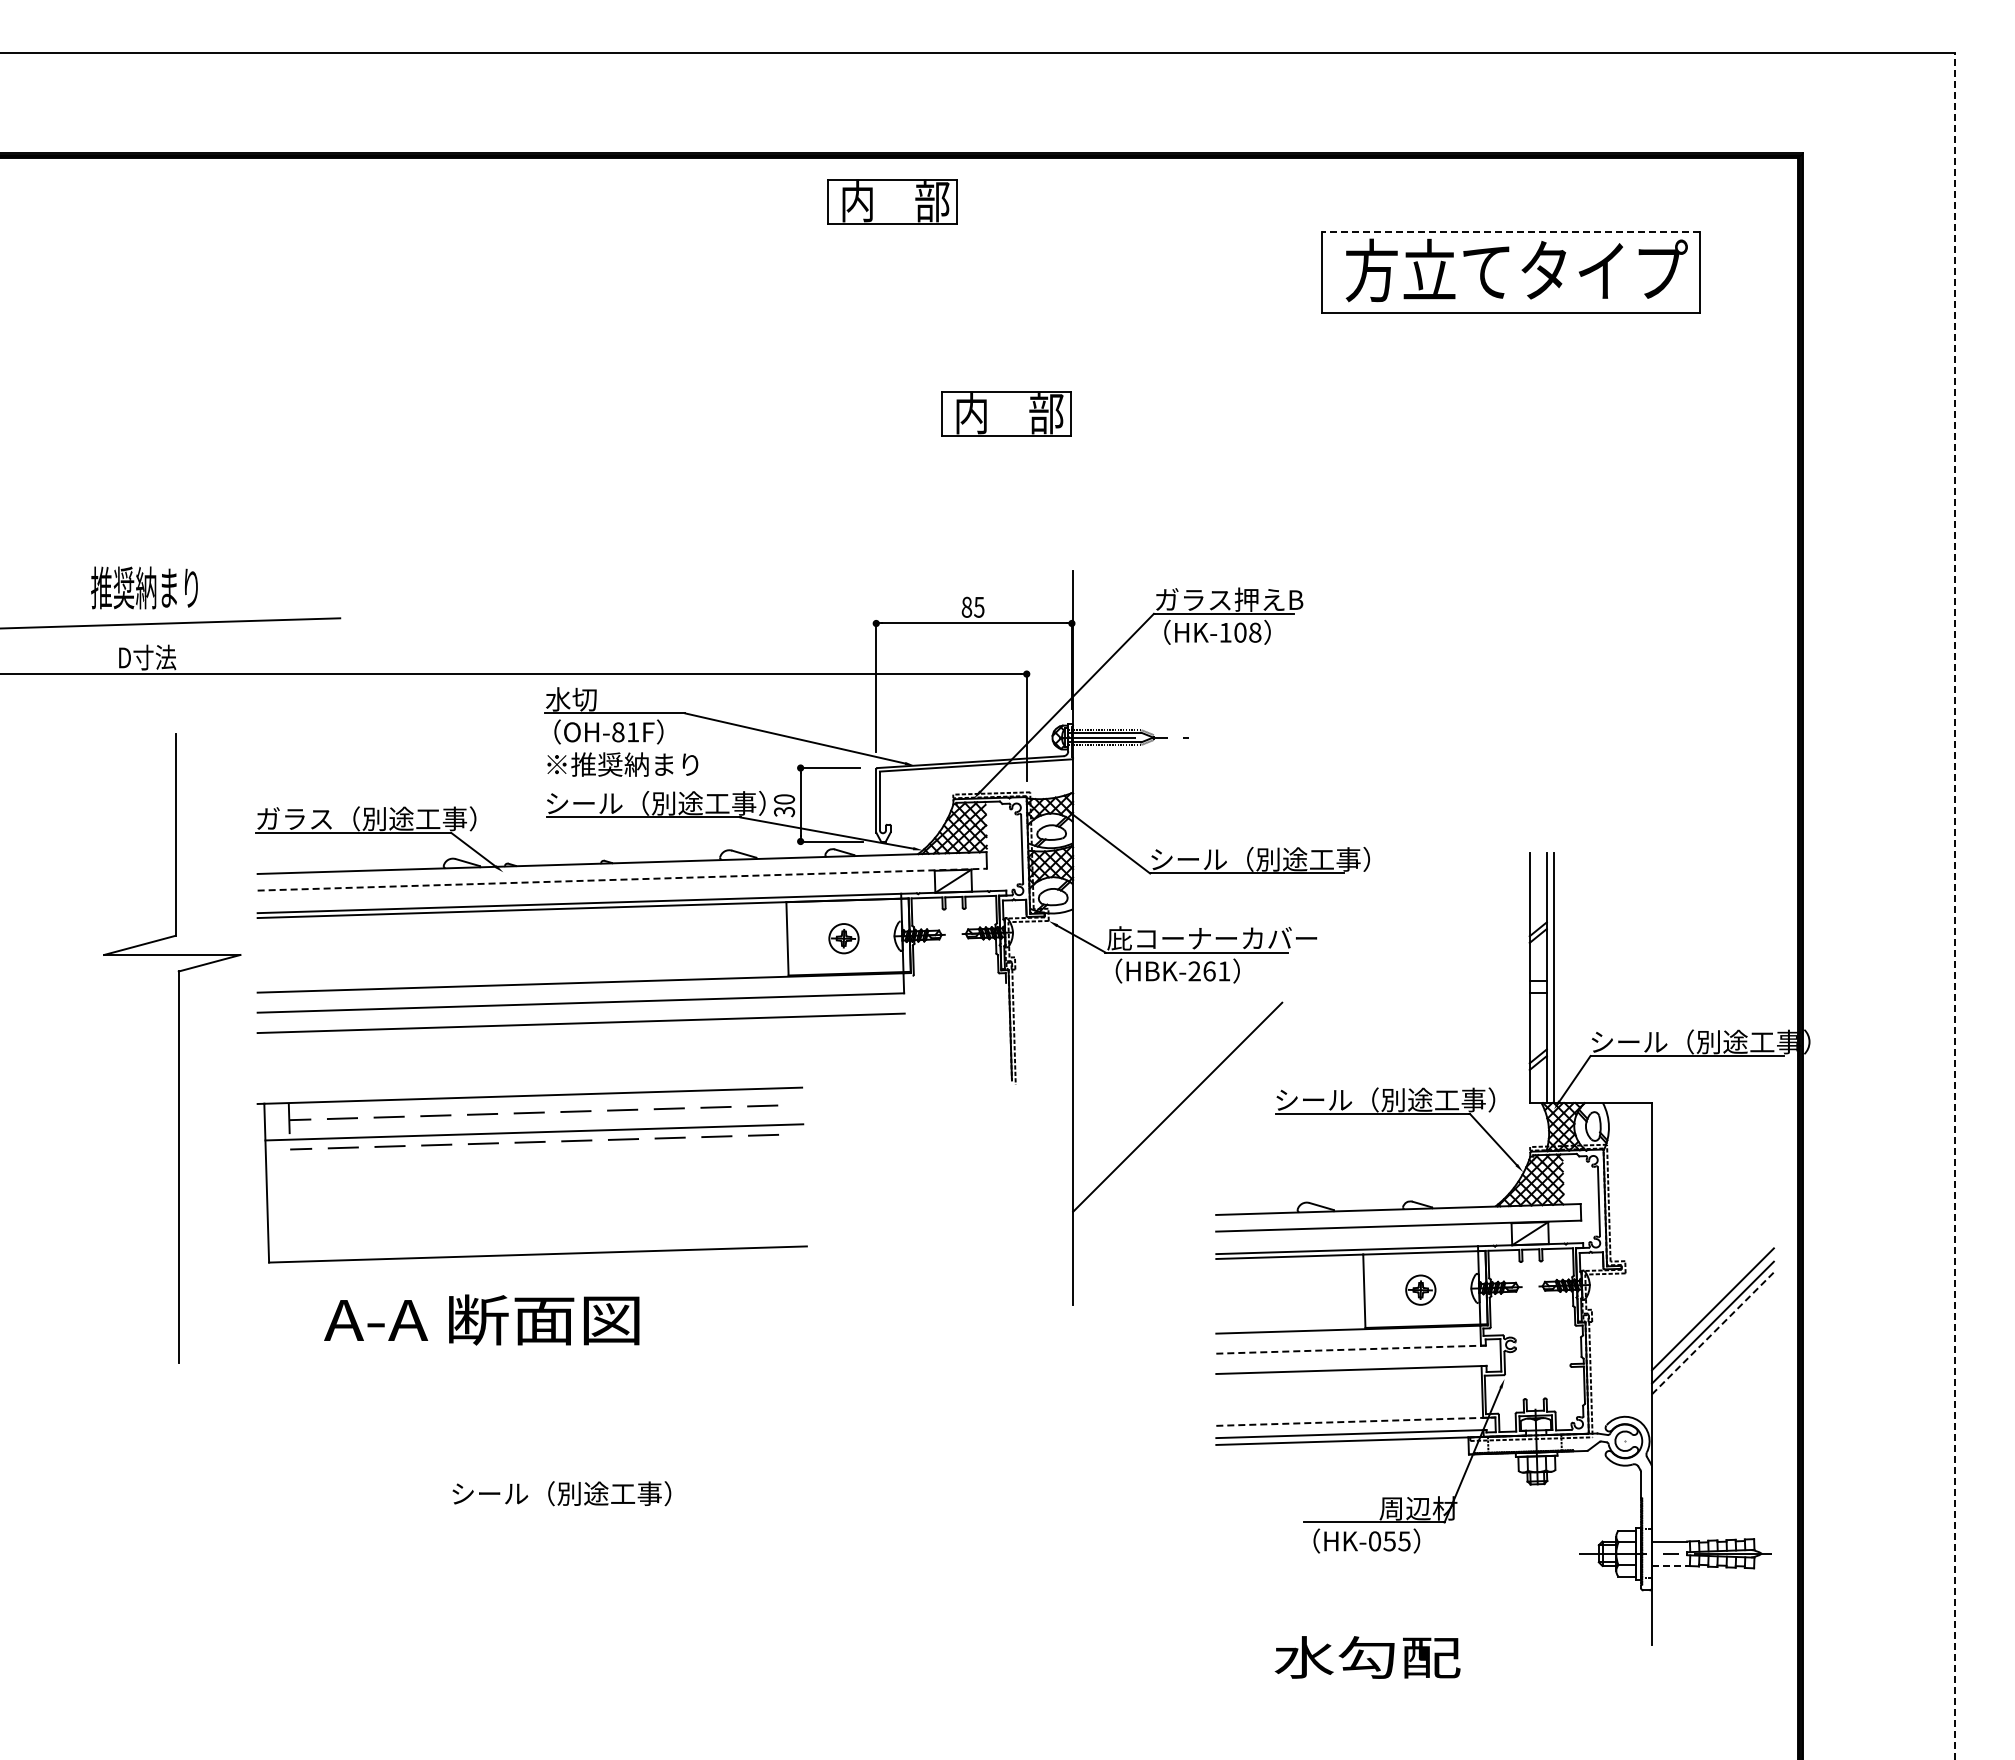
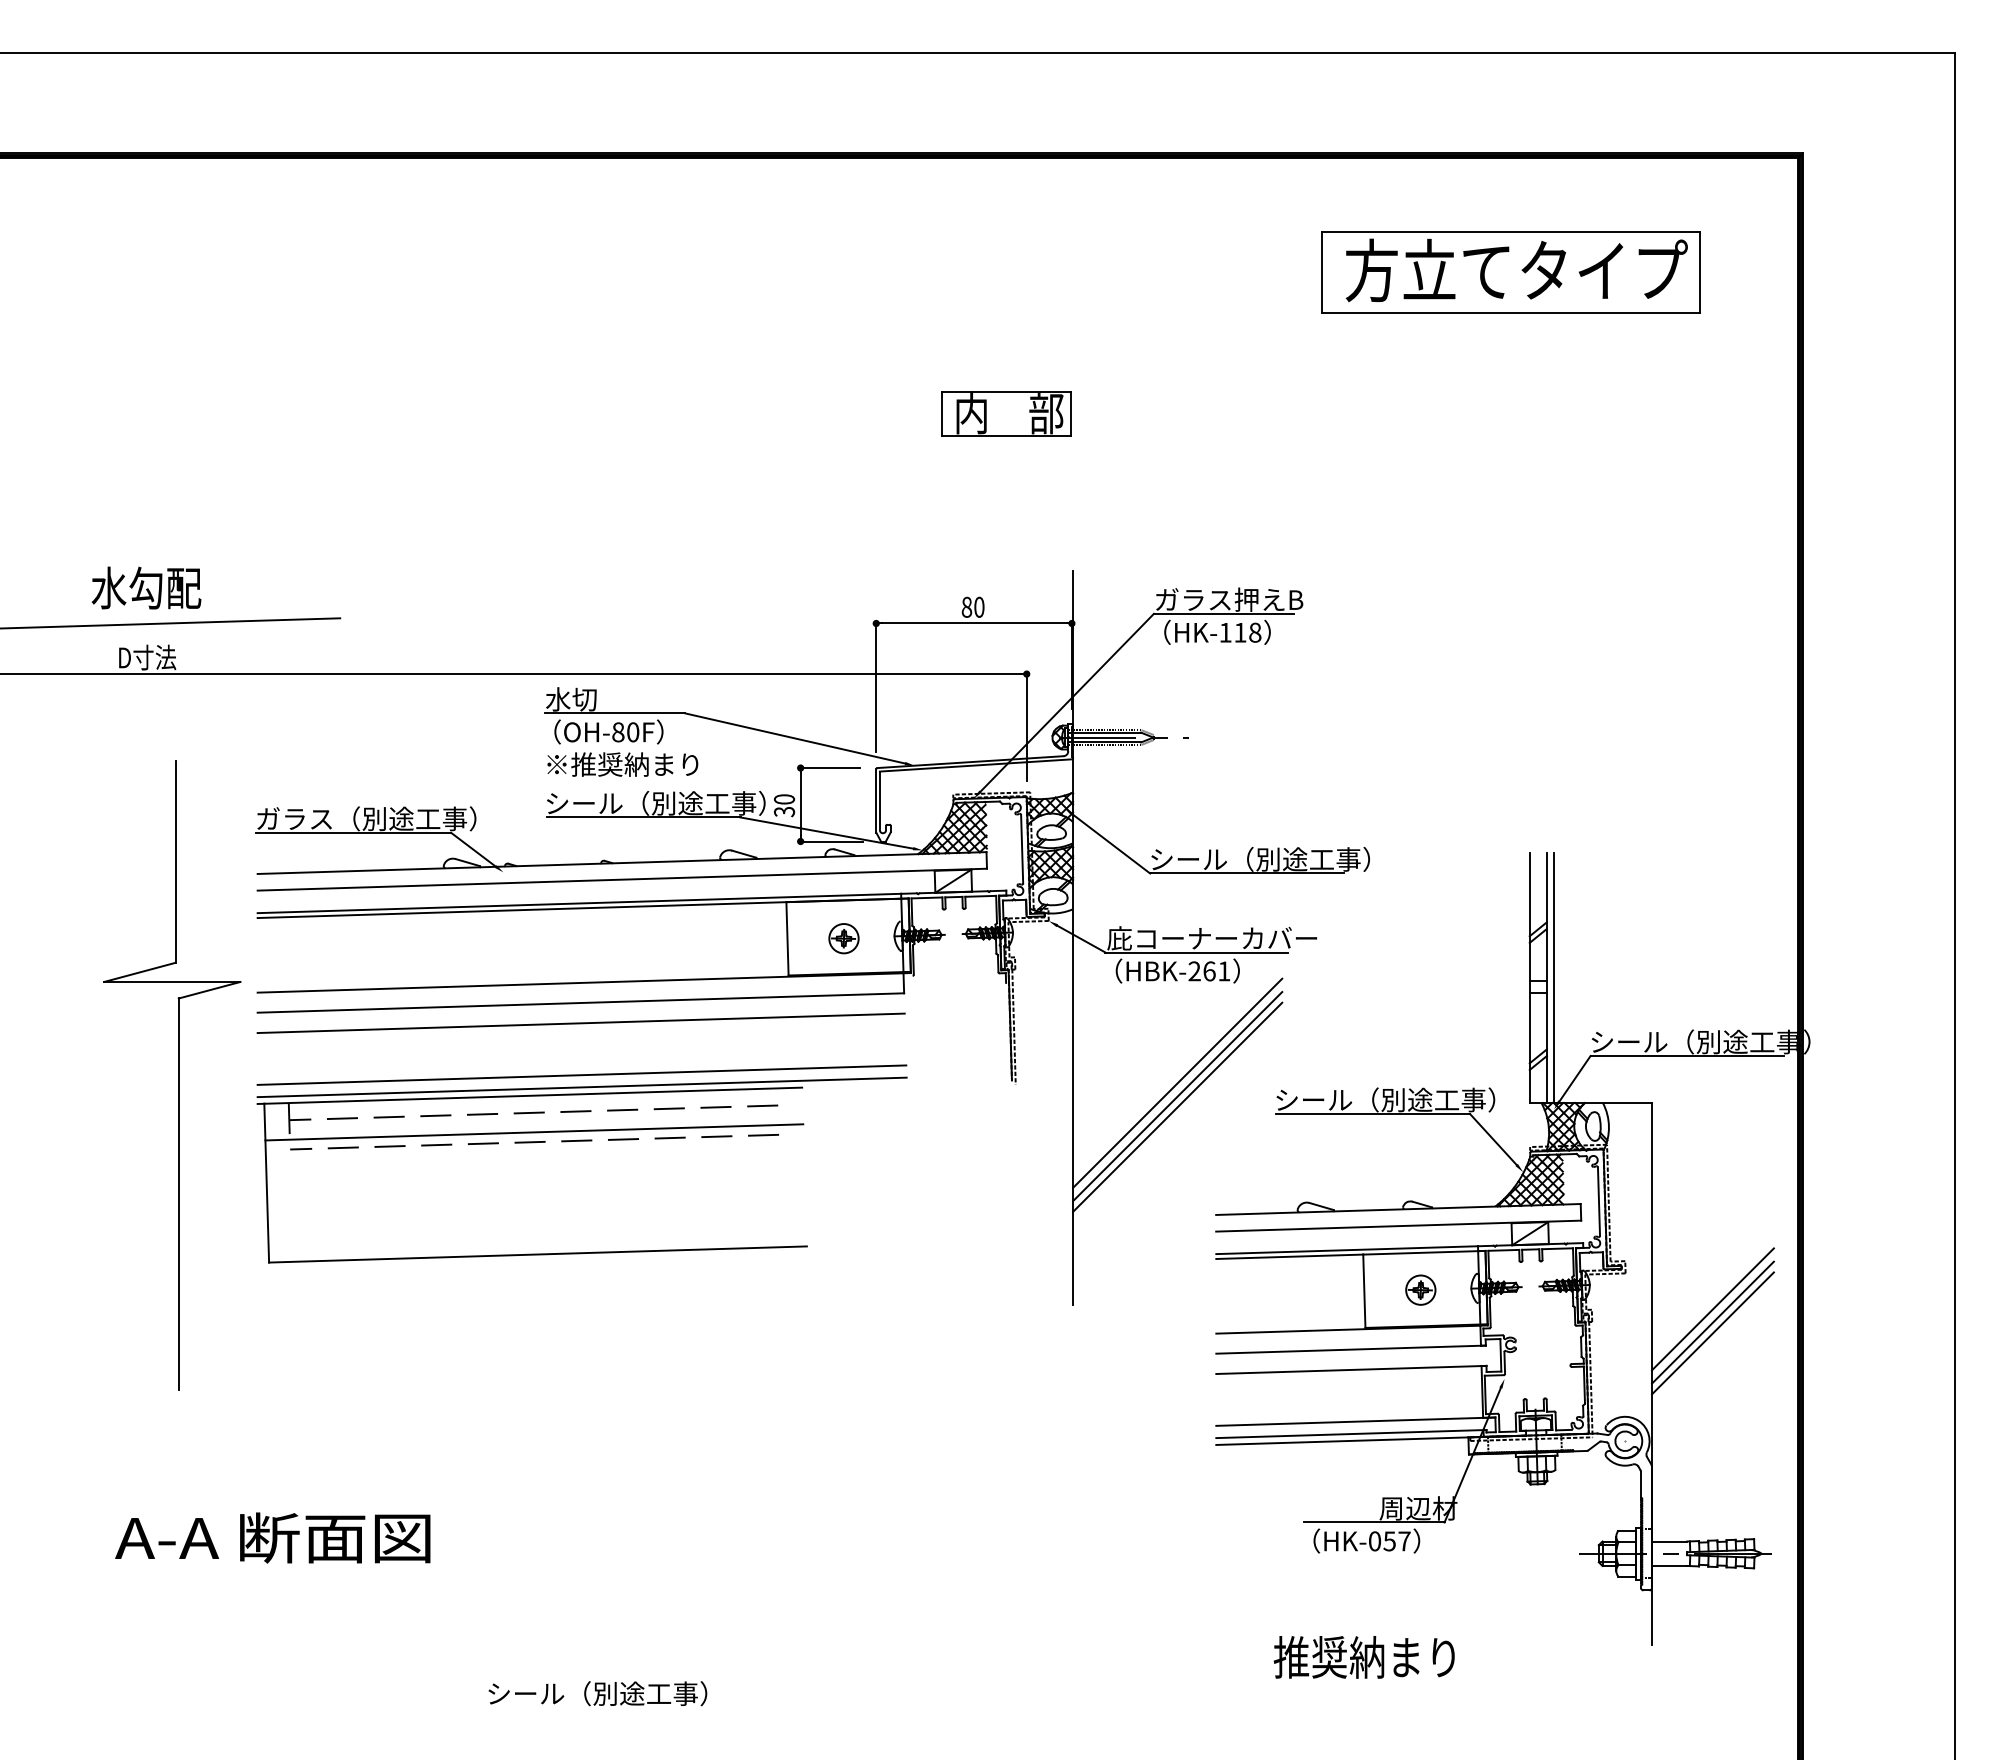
part: present -> none (892, 201)
line: dashed -> solid (1510, 231)
text: 推奨納まり -> 水勾配 (146, 587)
text: 85 -> 80 (979, 606)
text: HK-108 -> HK-118 (1240, 632)
text: OH-81F -> OH-80F (633, 732)
line: dashed -> solid (622, 879)
line: dashed -> solid (1954, 905)
part position: (172, 1048) -> (172, 1075) (172, 1075)
line: none -> present (581, 1074)
line: none -> present (1177, 1082)
line: none -> present (581, 1087)
line: none -> present (1177, 1096)
text position: (481, 1319) -> (272, 1537) (272, 1537)
line: dashed -> solid (1713, 1333)
line: dashed -> solid (1351, 1349)
line: dashed -> solid (1355, 1421)
text position: (561, 1493) -> (597, 1693) (597, 1693)
text: HK-055 -> HK-057 (1404, 1541)
line: dashed -> solid (1669, 1565)
text: 水勾配 -> 推奨納まり (1366, 1657)
